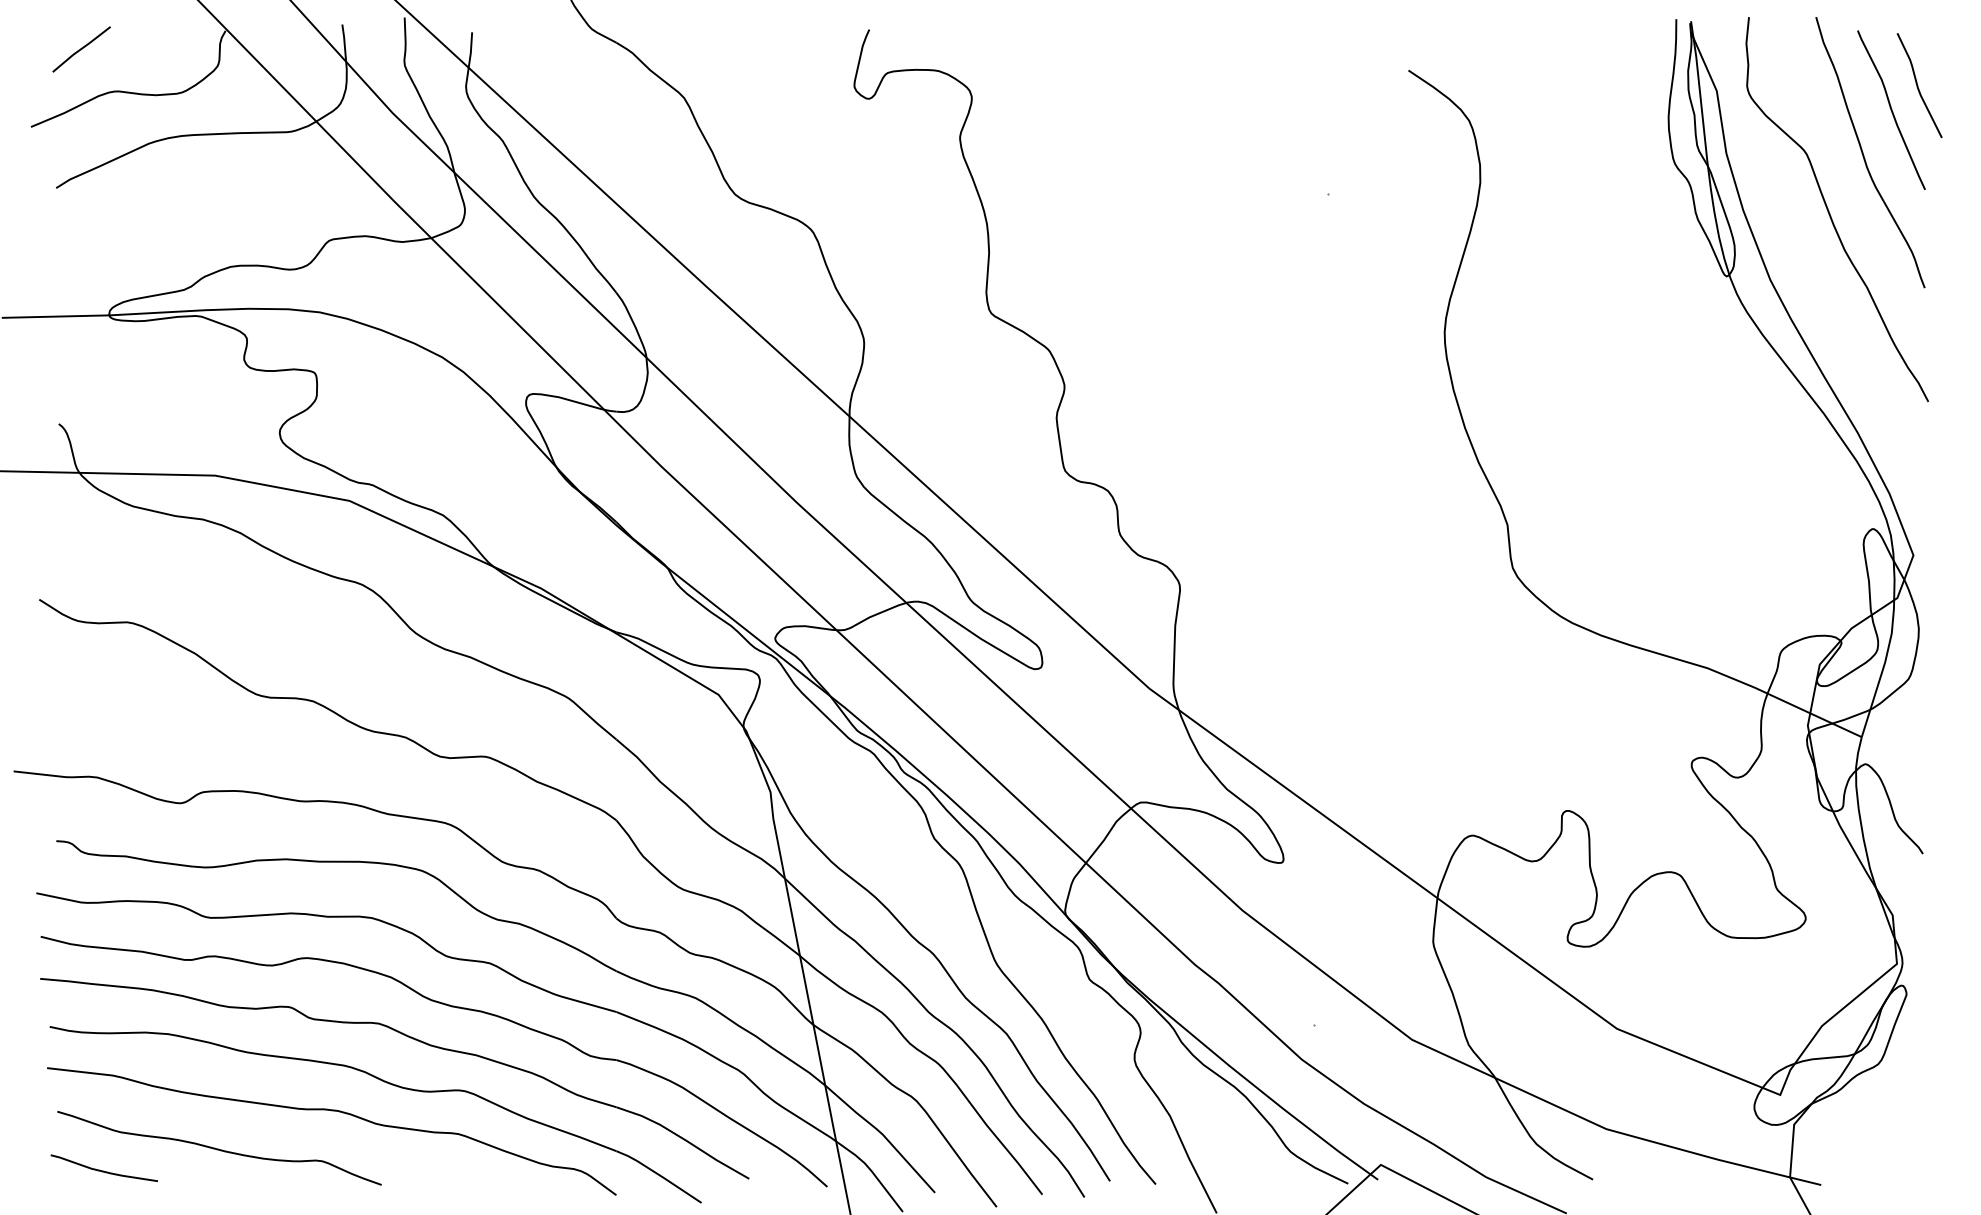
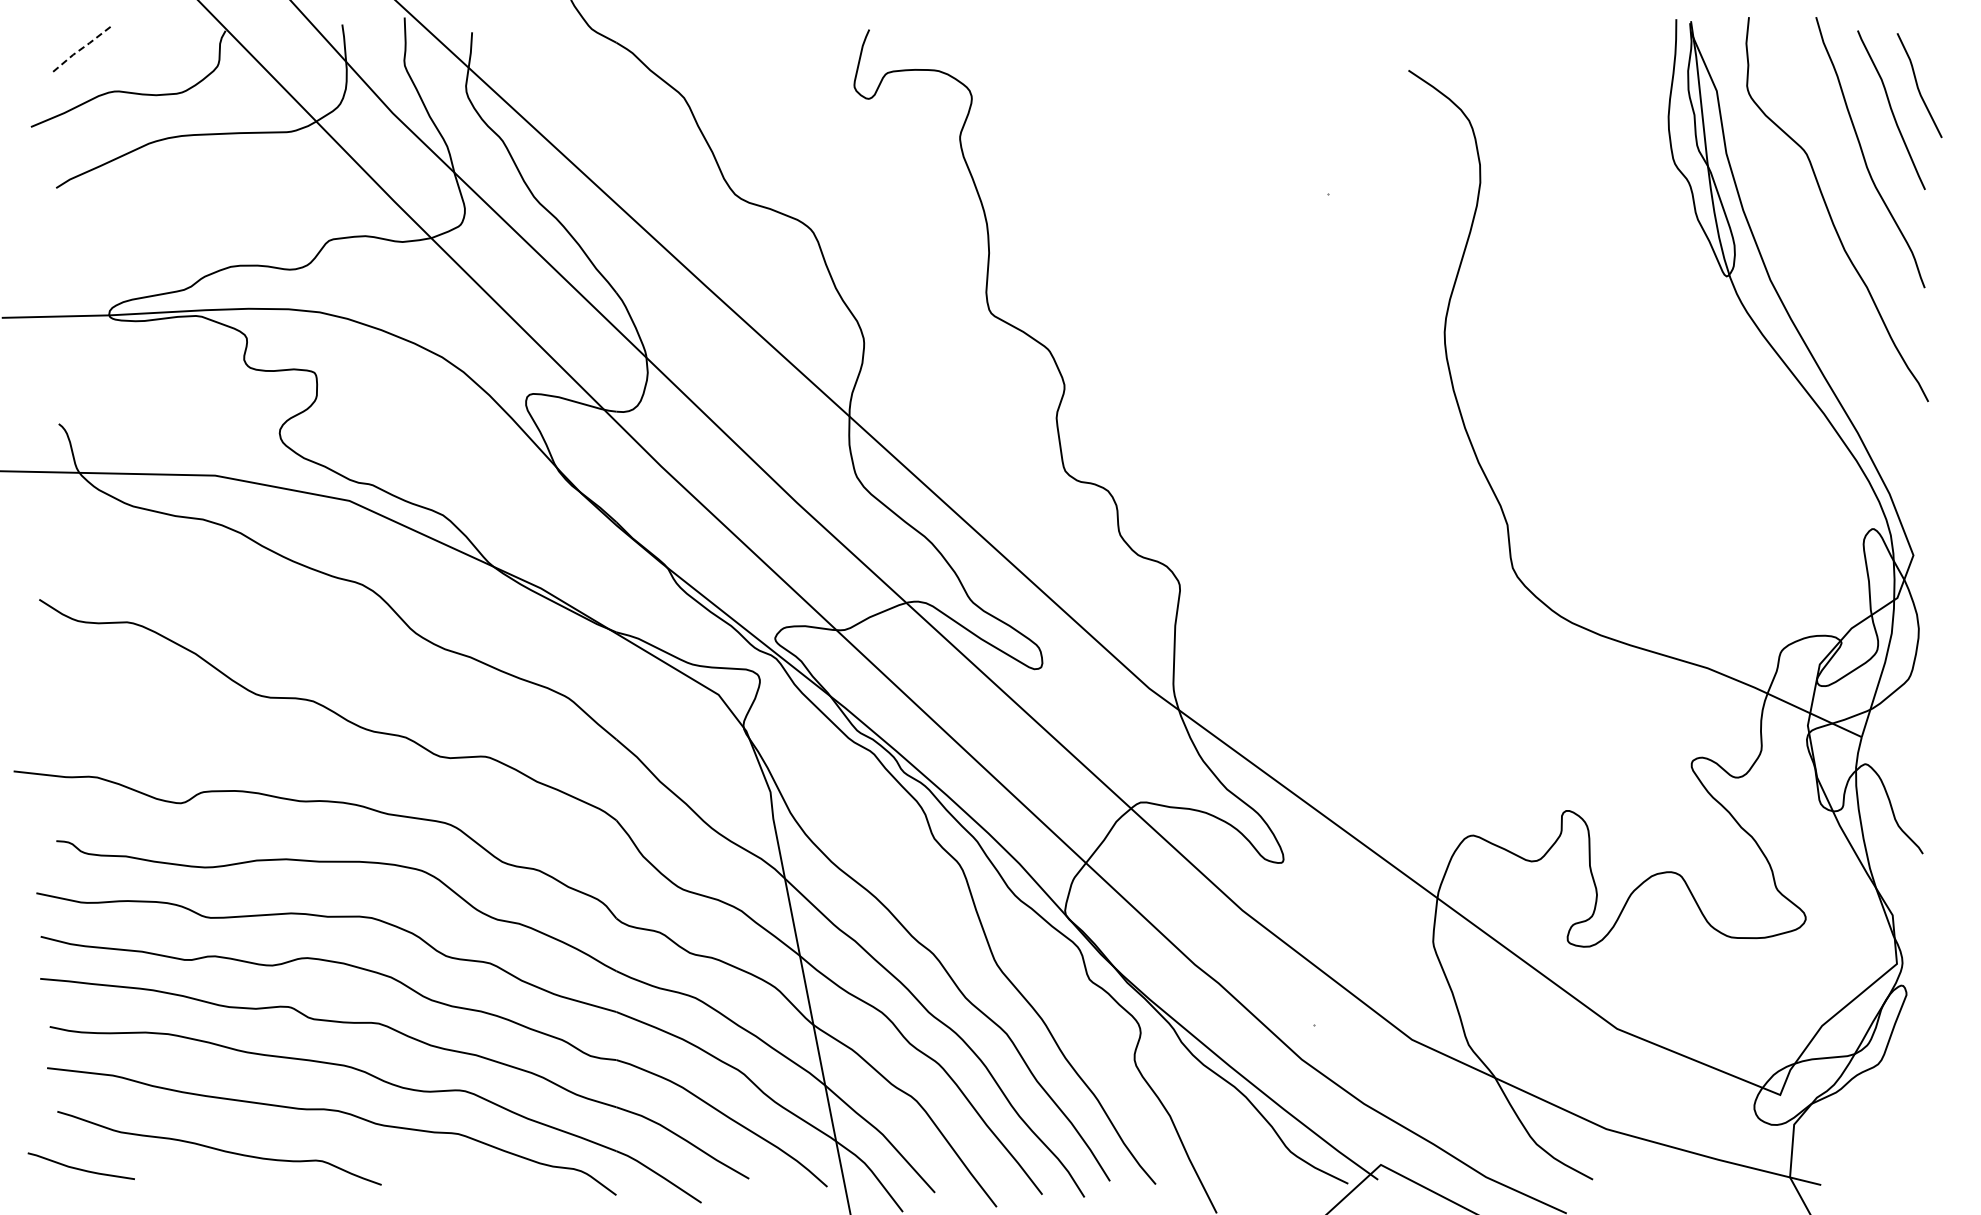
line: solid -> dashed (80, 49)
curve position: (103, 1170) -> (80, 1168) (80, 1168)
